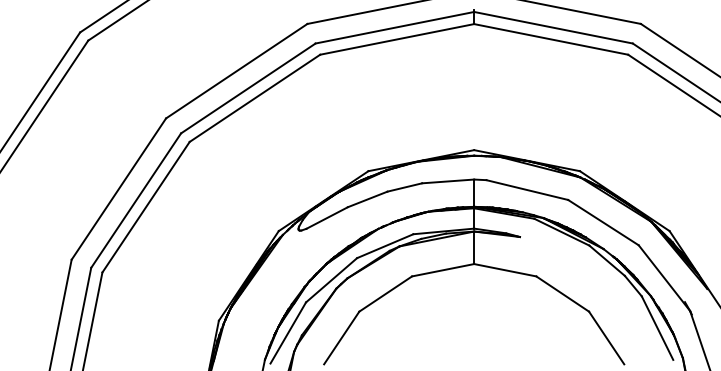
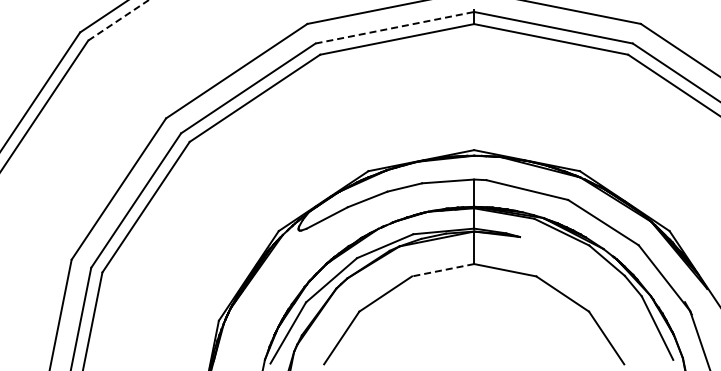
line: solid -> dashed (119, 20)
line: solid -> dashed (394, 27)
line: solid -> dashed (443, 270)
